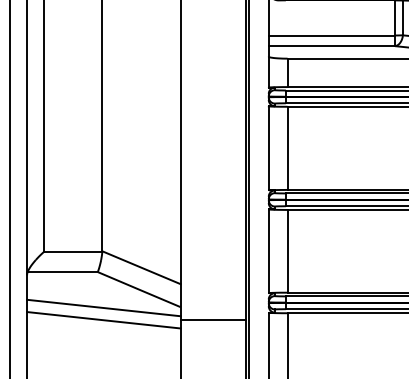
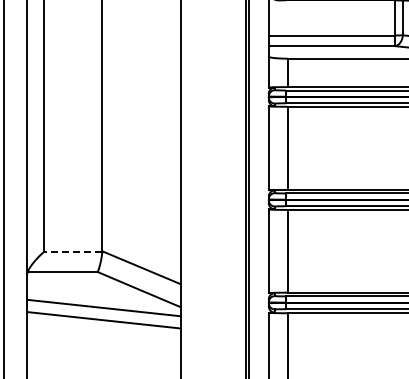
line position: (10, 188) -> (4, 188) (4, 188)
line: solid -> dashed (72, 251)
line: present -> none (213, 320)
